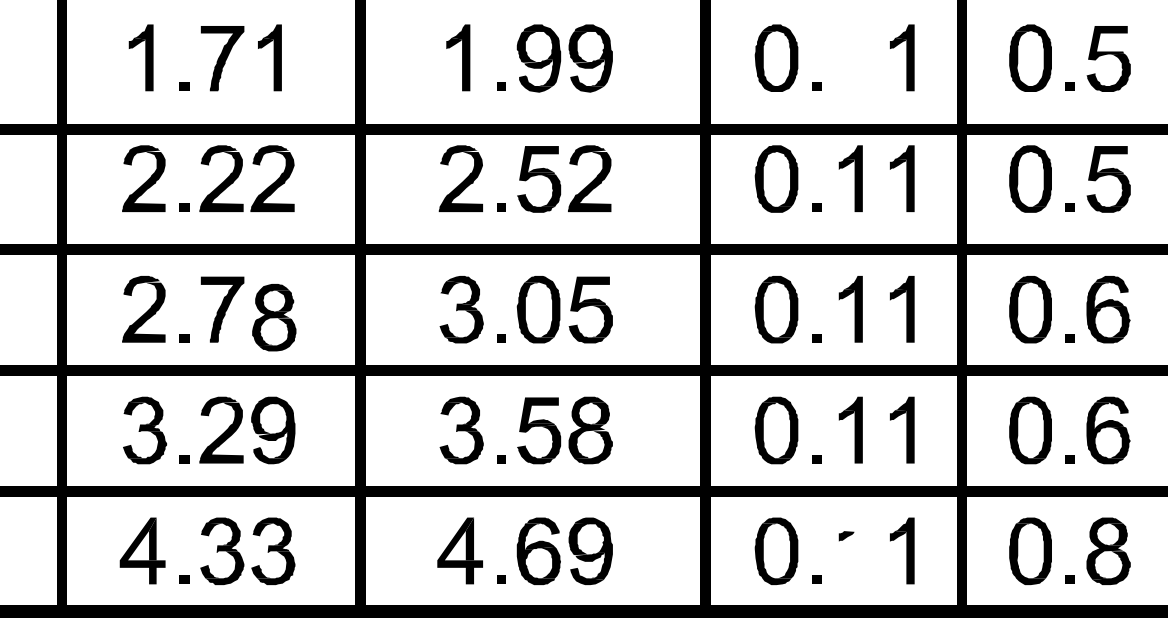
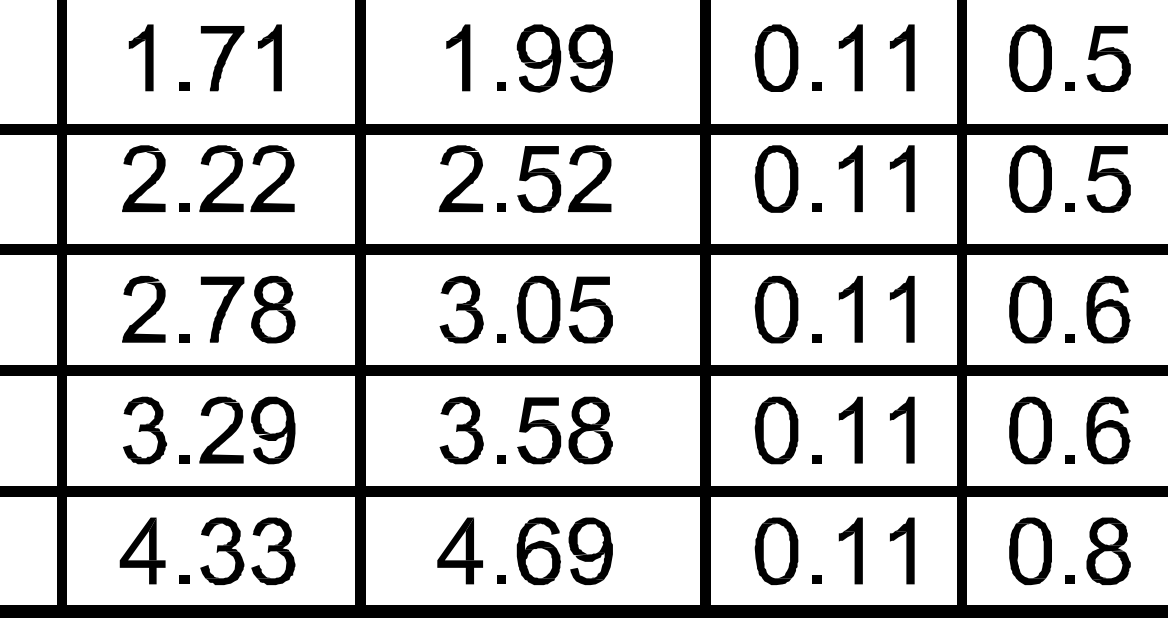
fill: none -> present (1110, 48)
part: none -> present (850, 57)
part position: (274, 317) -> (273, 309) (273, 309)
fill: none -> present (853, 550)
